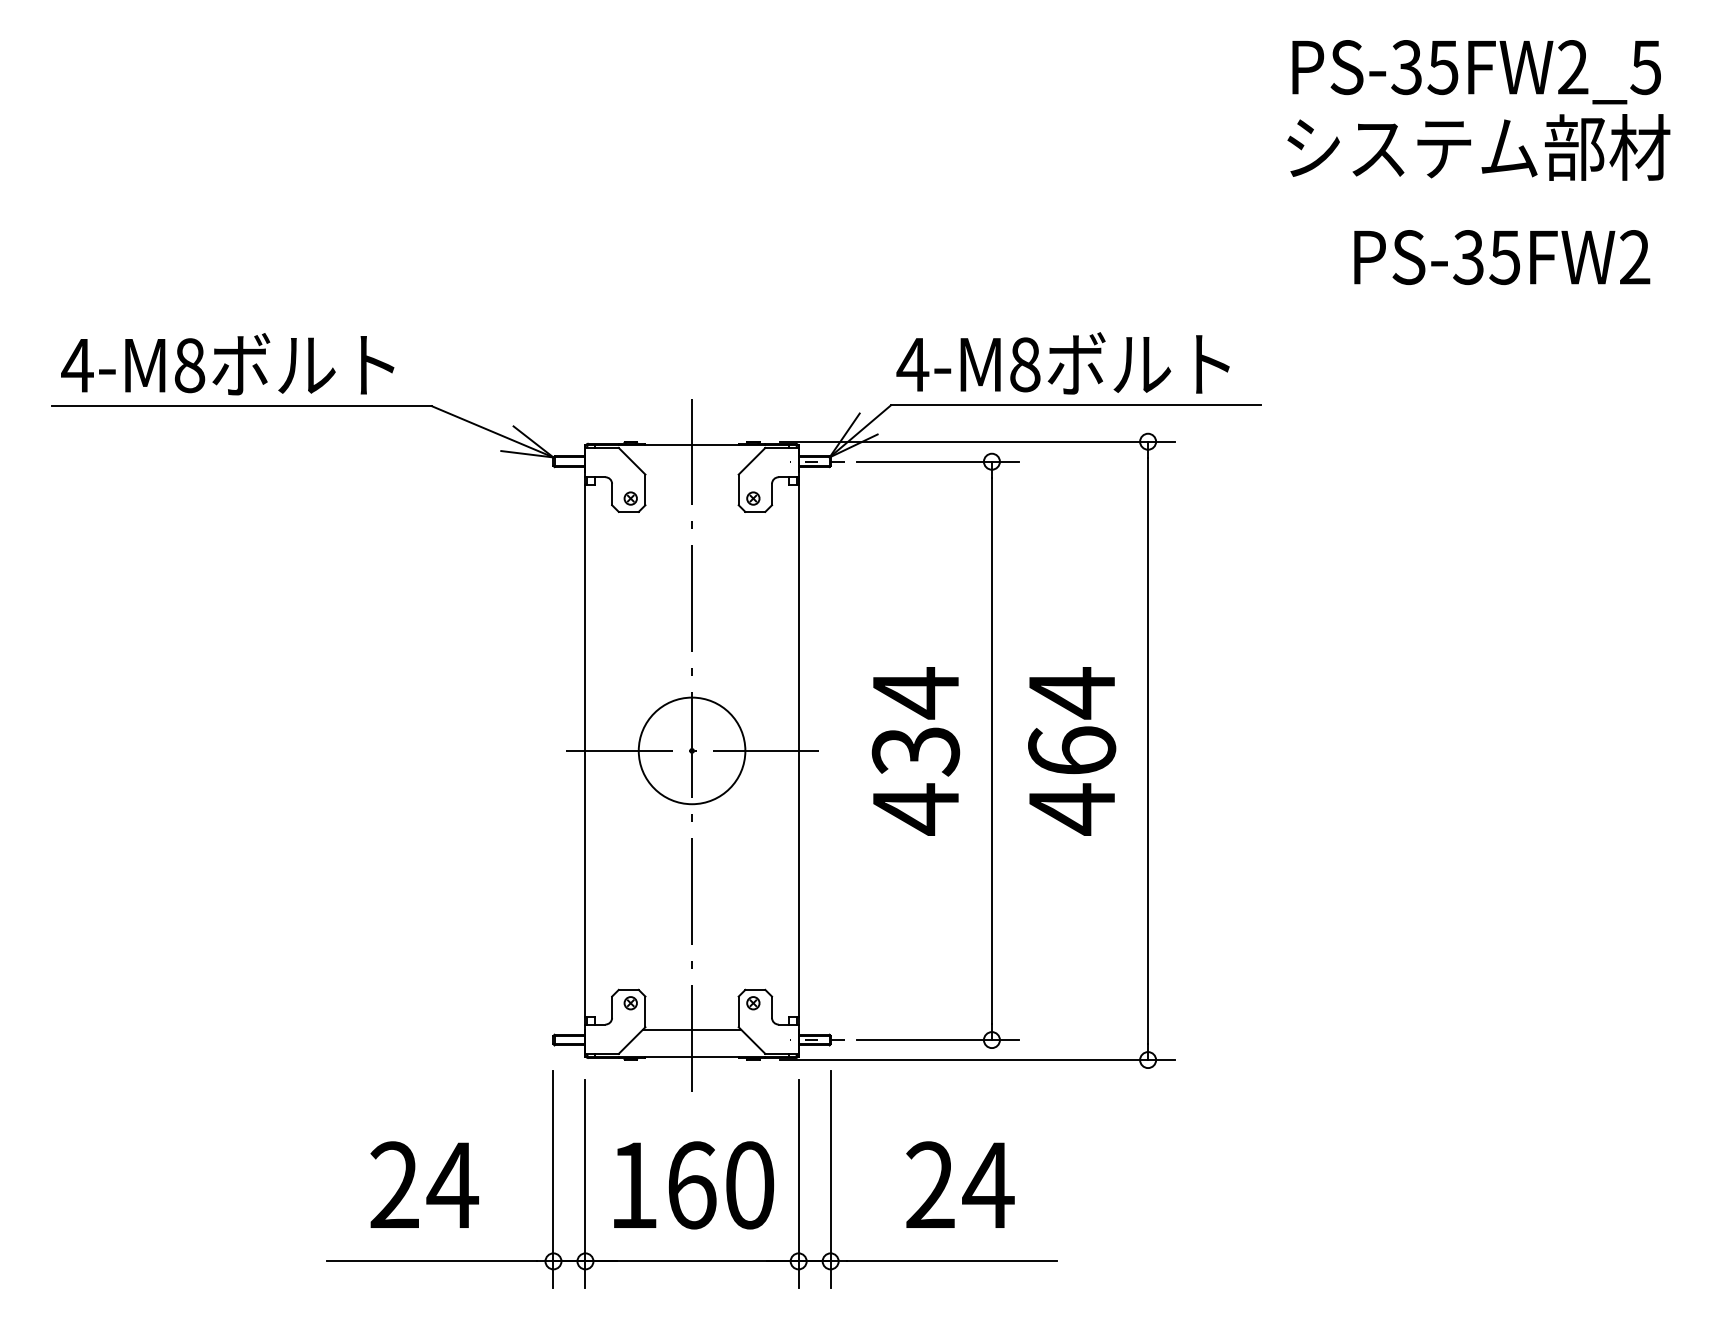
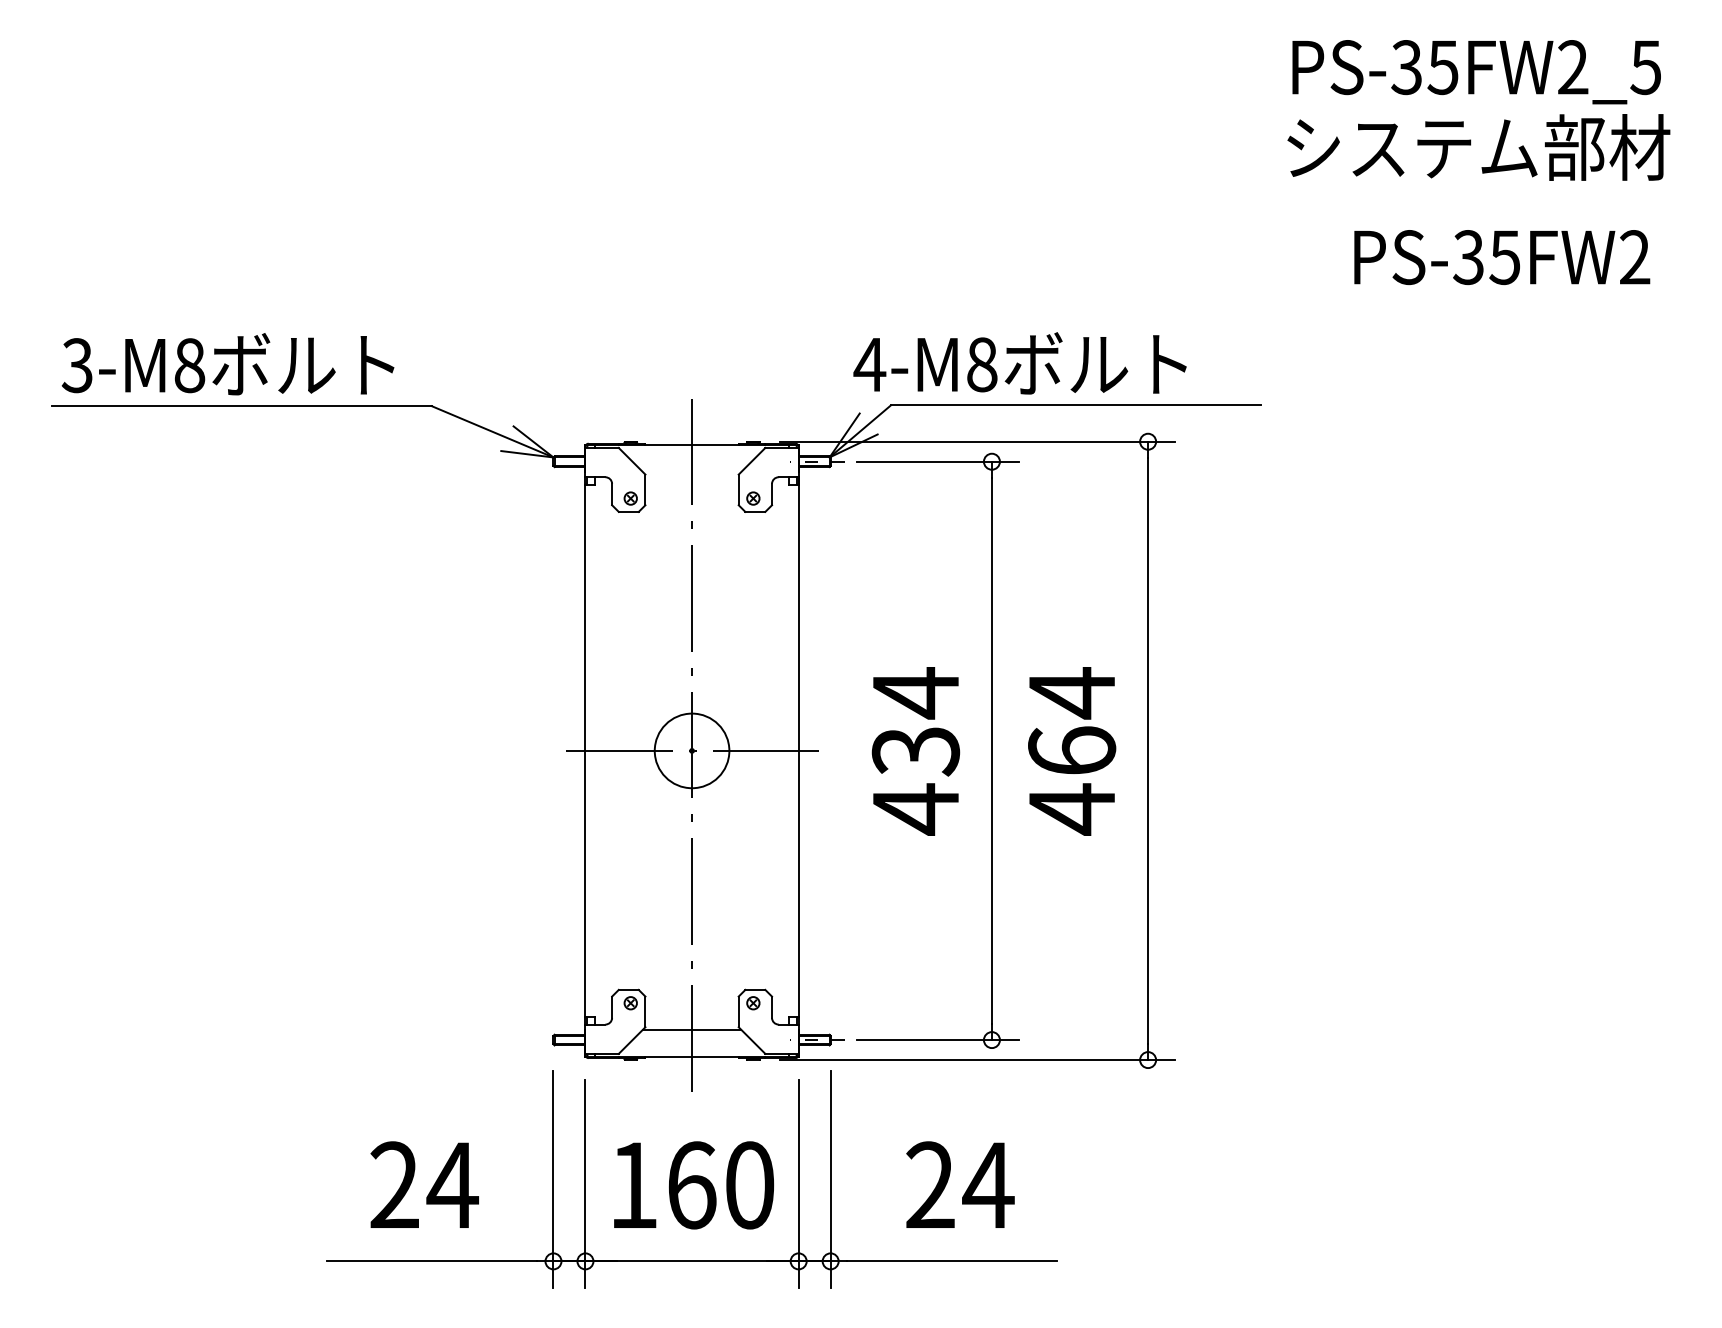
text position: (1062, 363) -> (1019, 363) (1019, 363)
text: 4-M8 -> 3-M8 (77, 365)
circle diameter: 107 px -> 75 px (691, 750)
